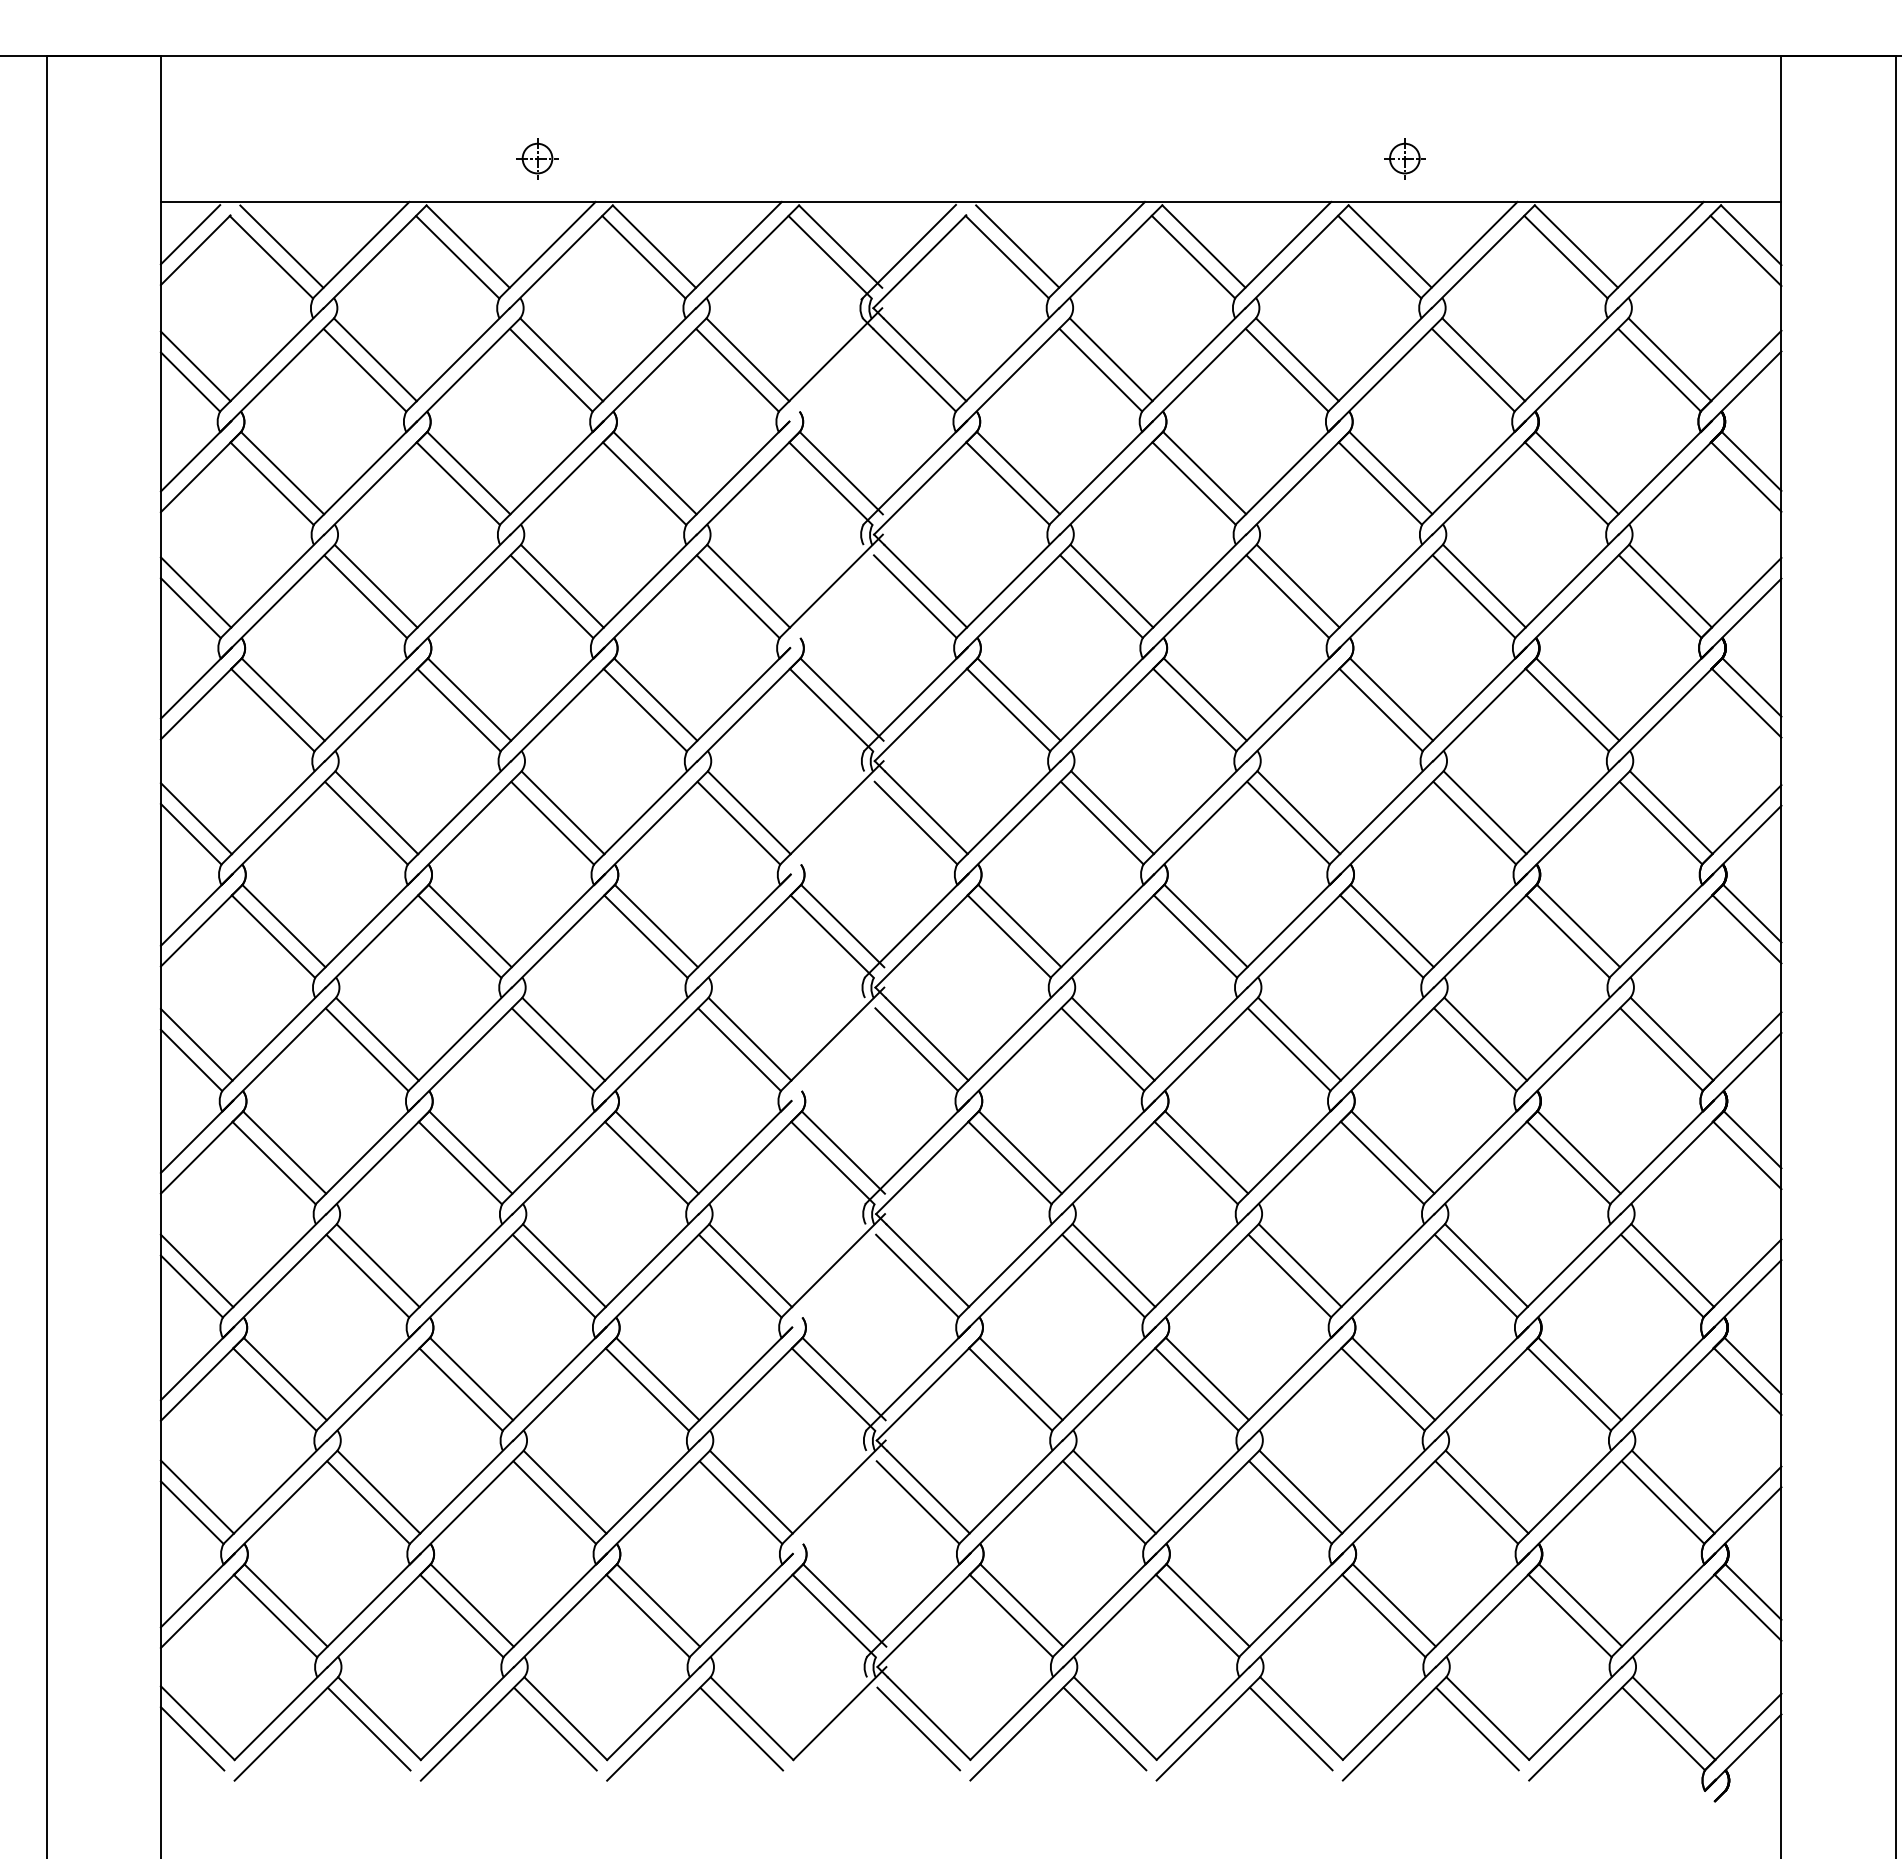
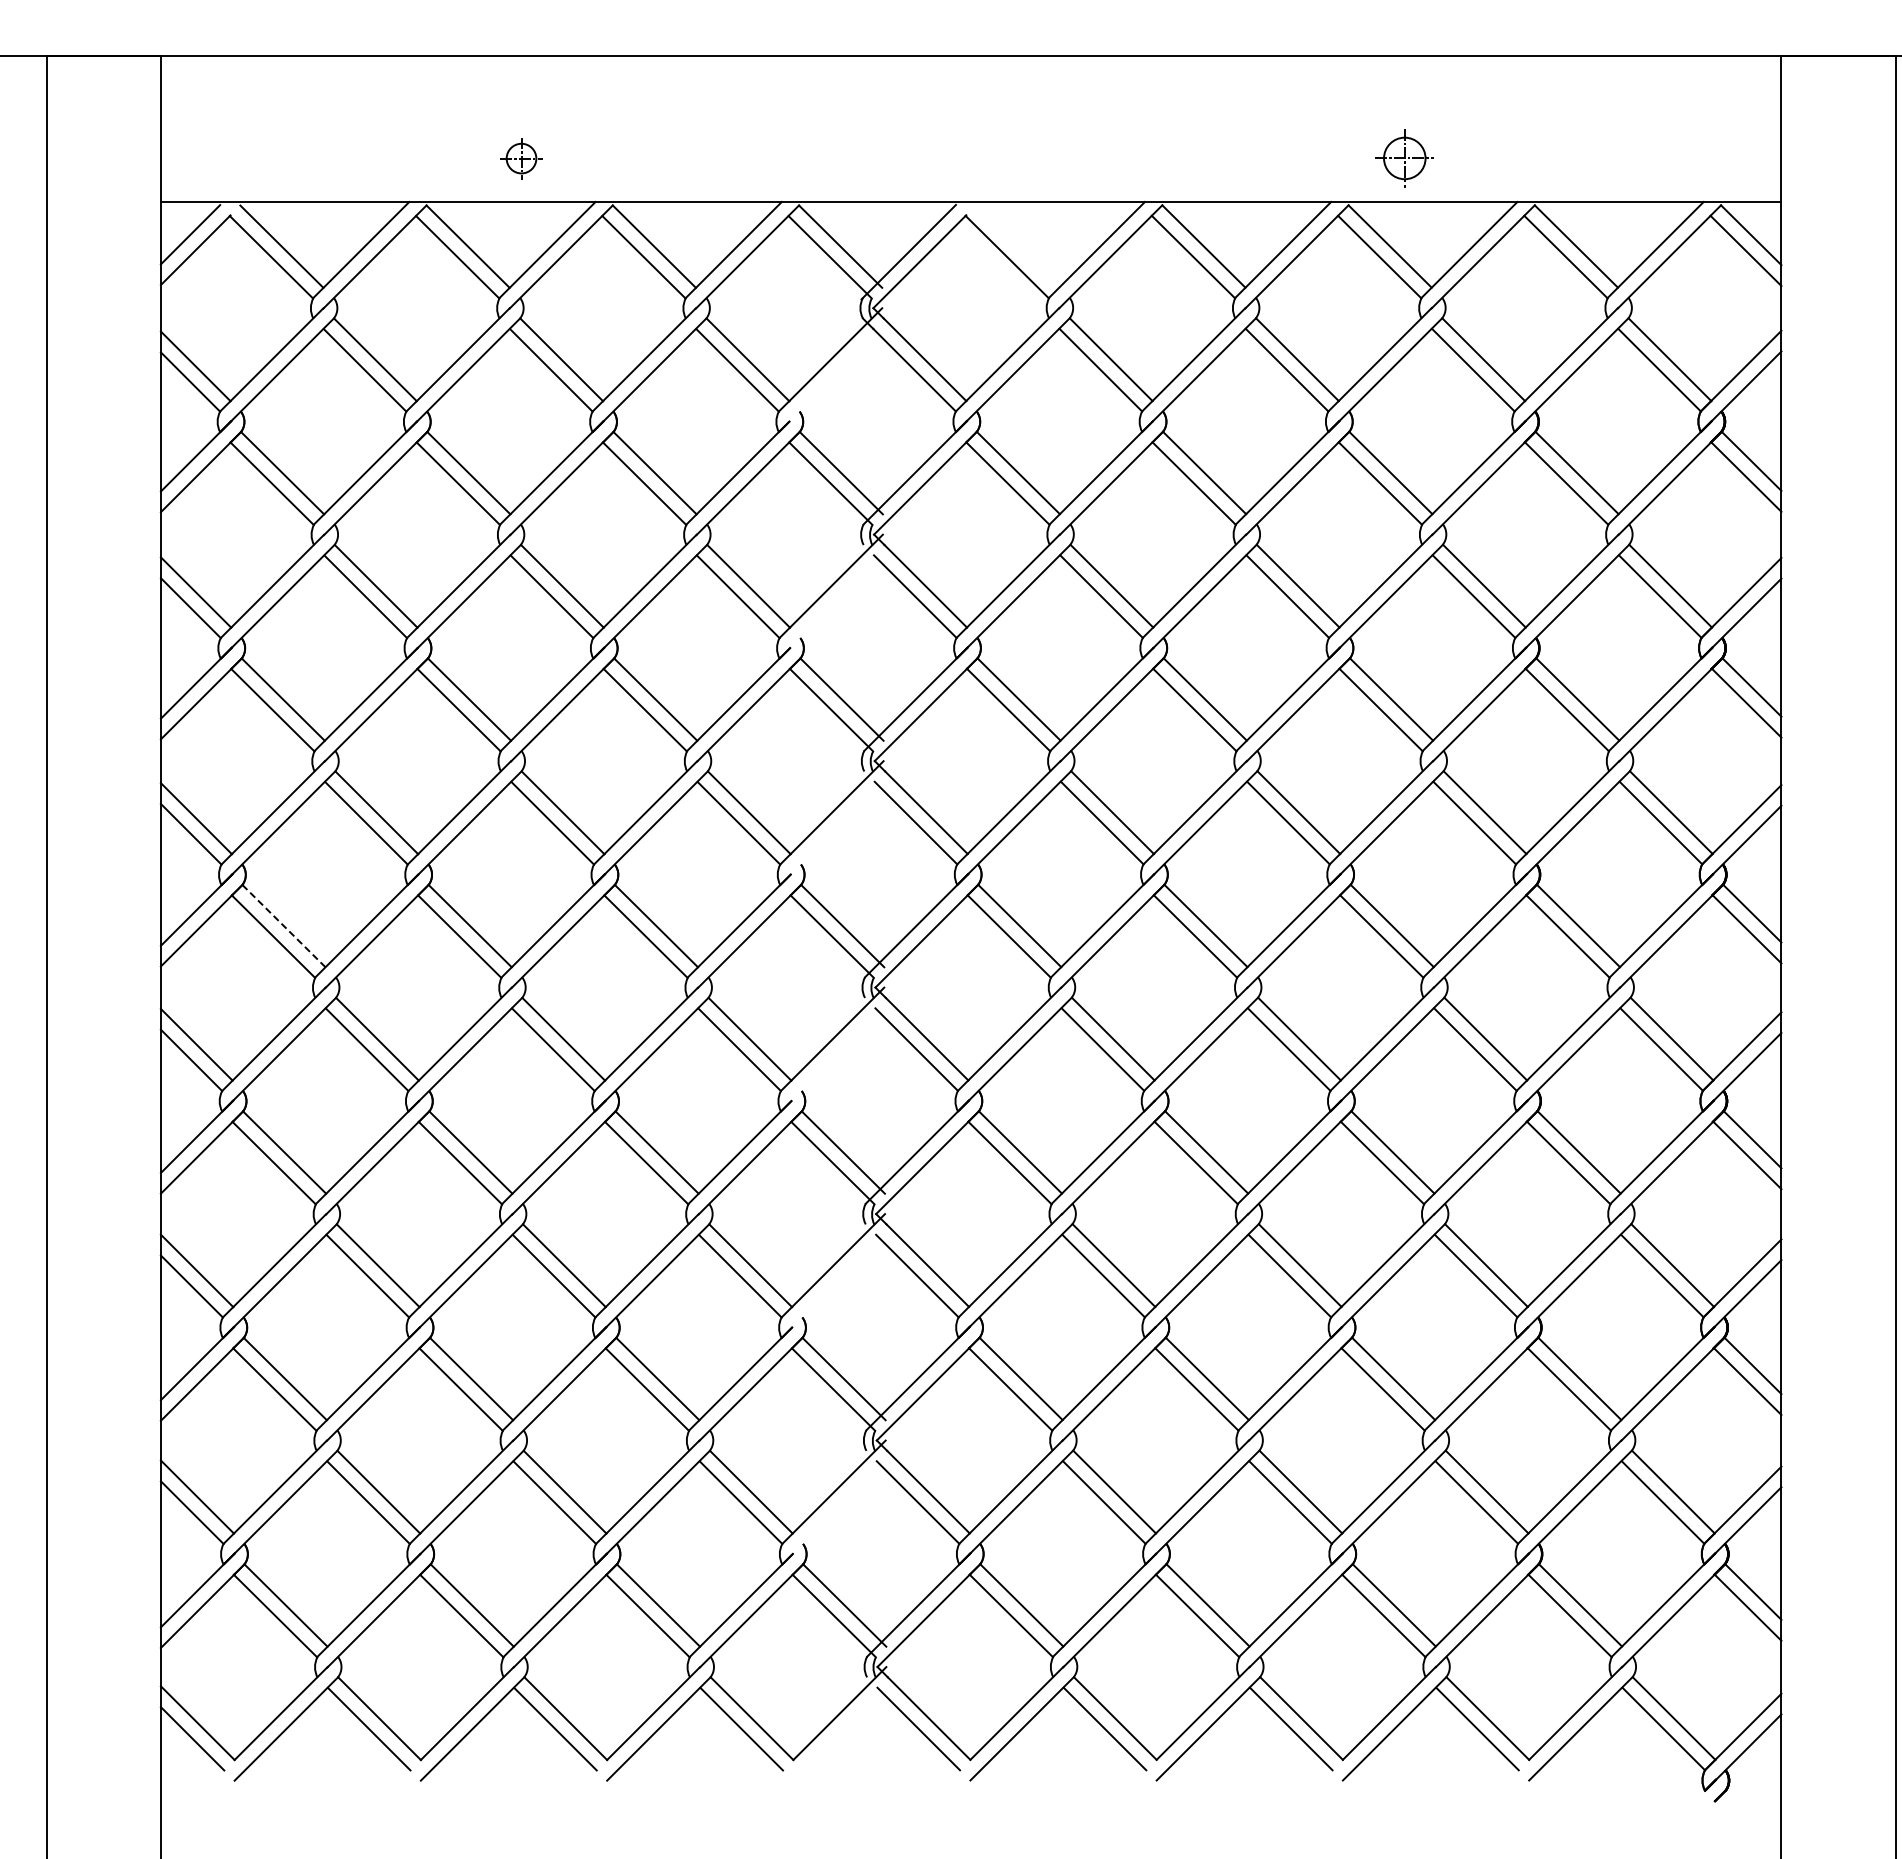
part position: (537, 158) -> (521, 158) (521, 158)
part size: 42x42 px -> 59x59 px (1404, 158)
line: present -> none (1017, 246)
line: solid -> dashed (284, 926)
